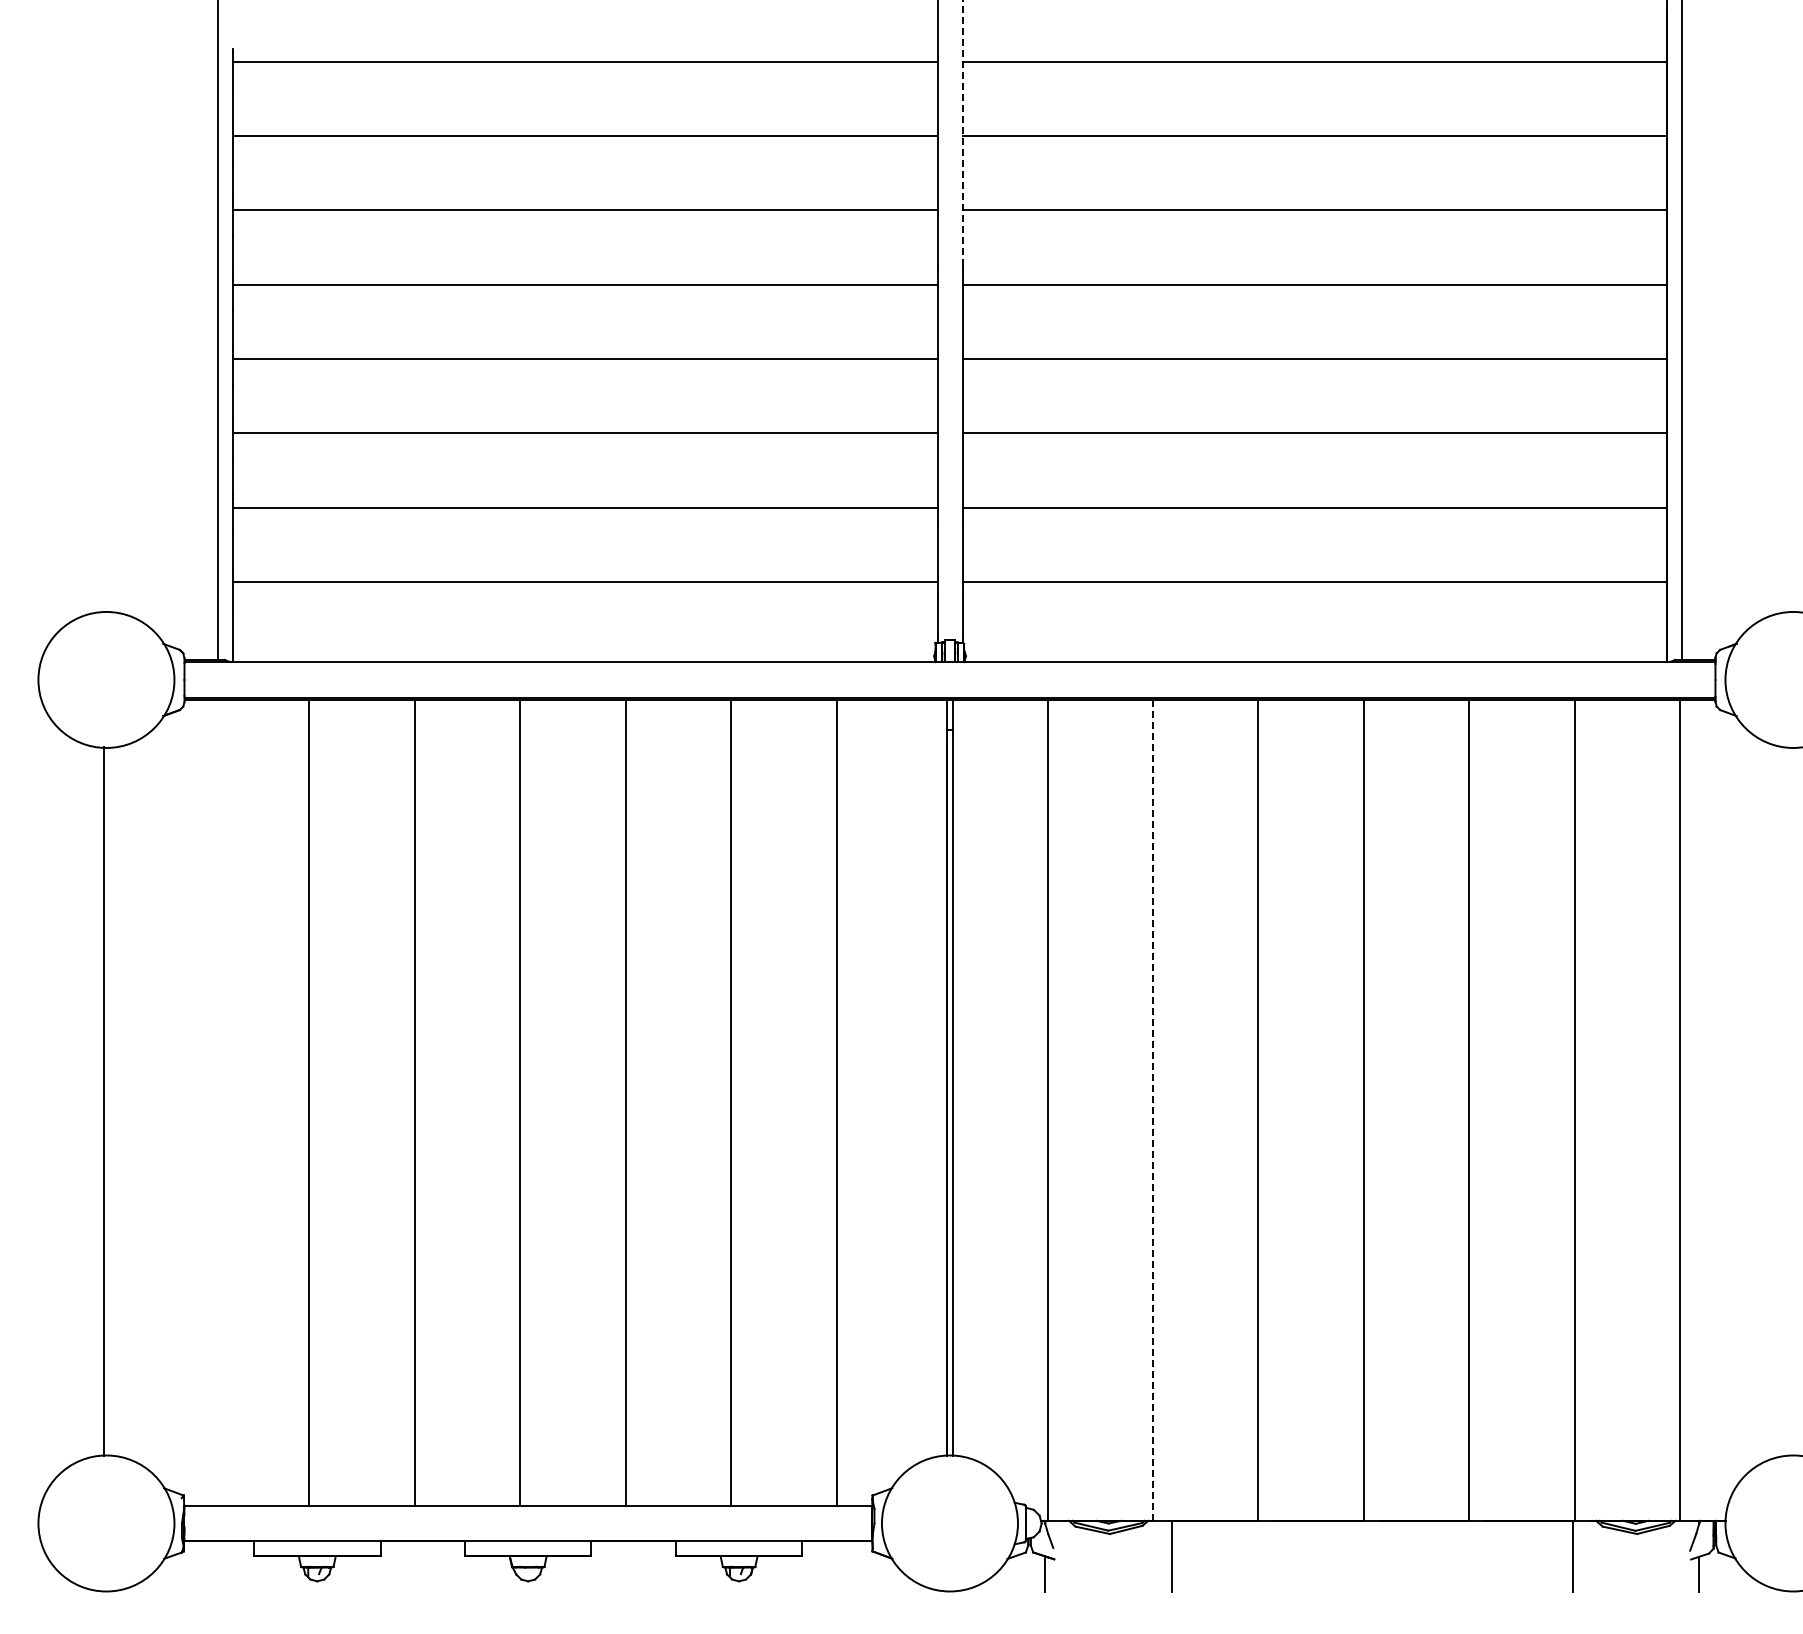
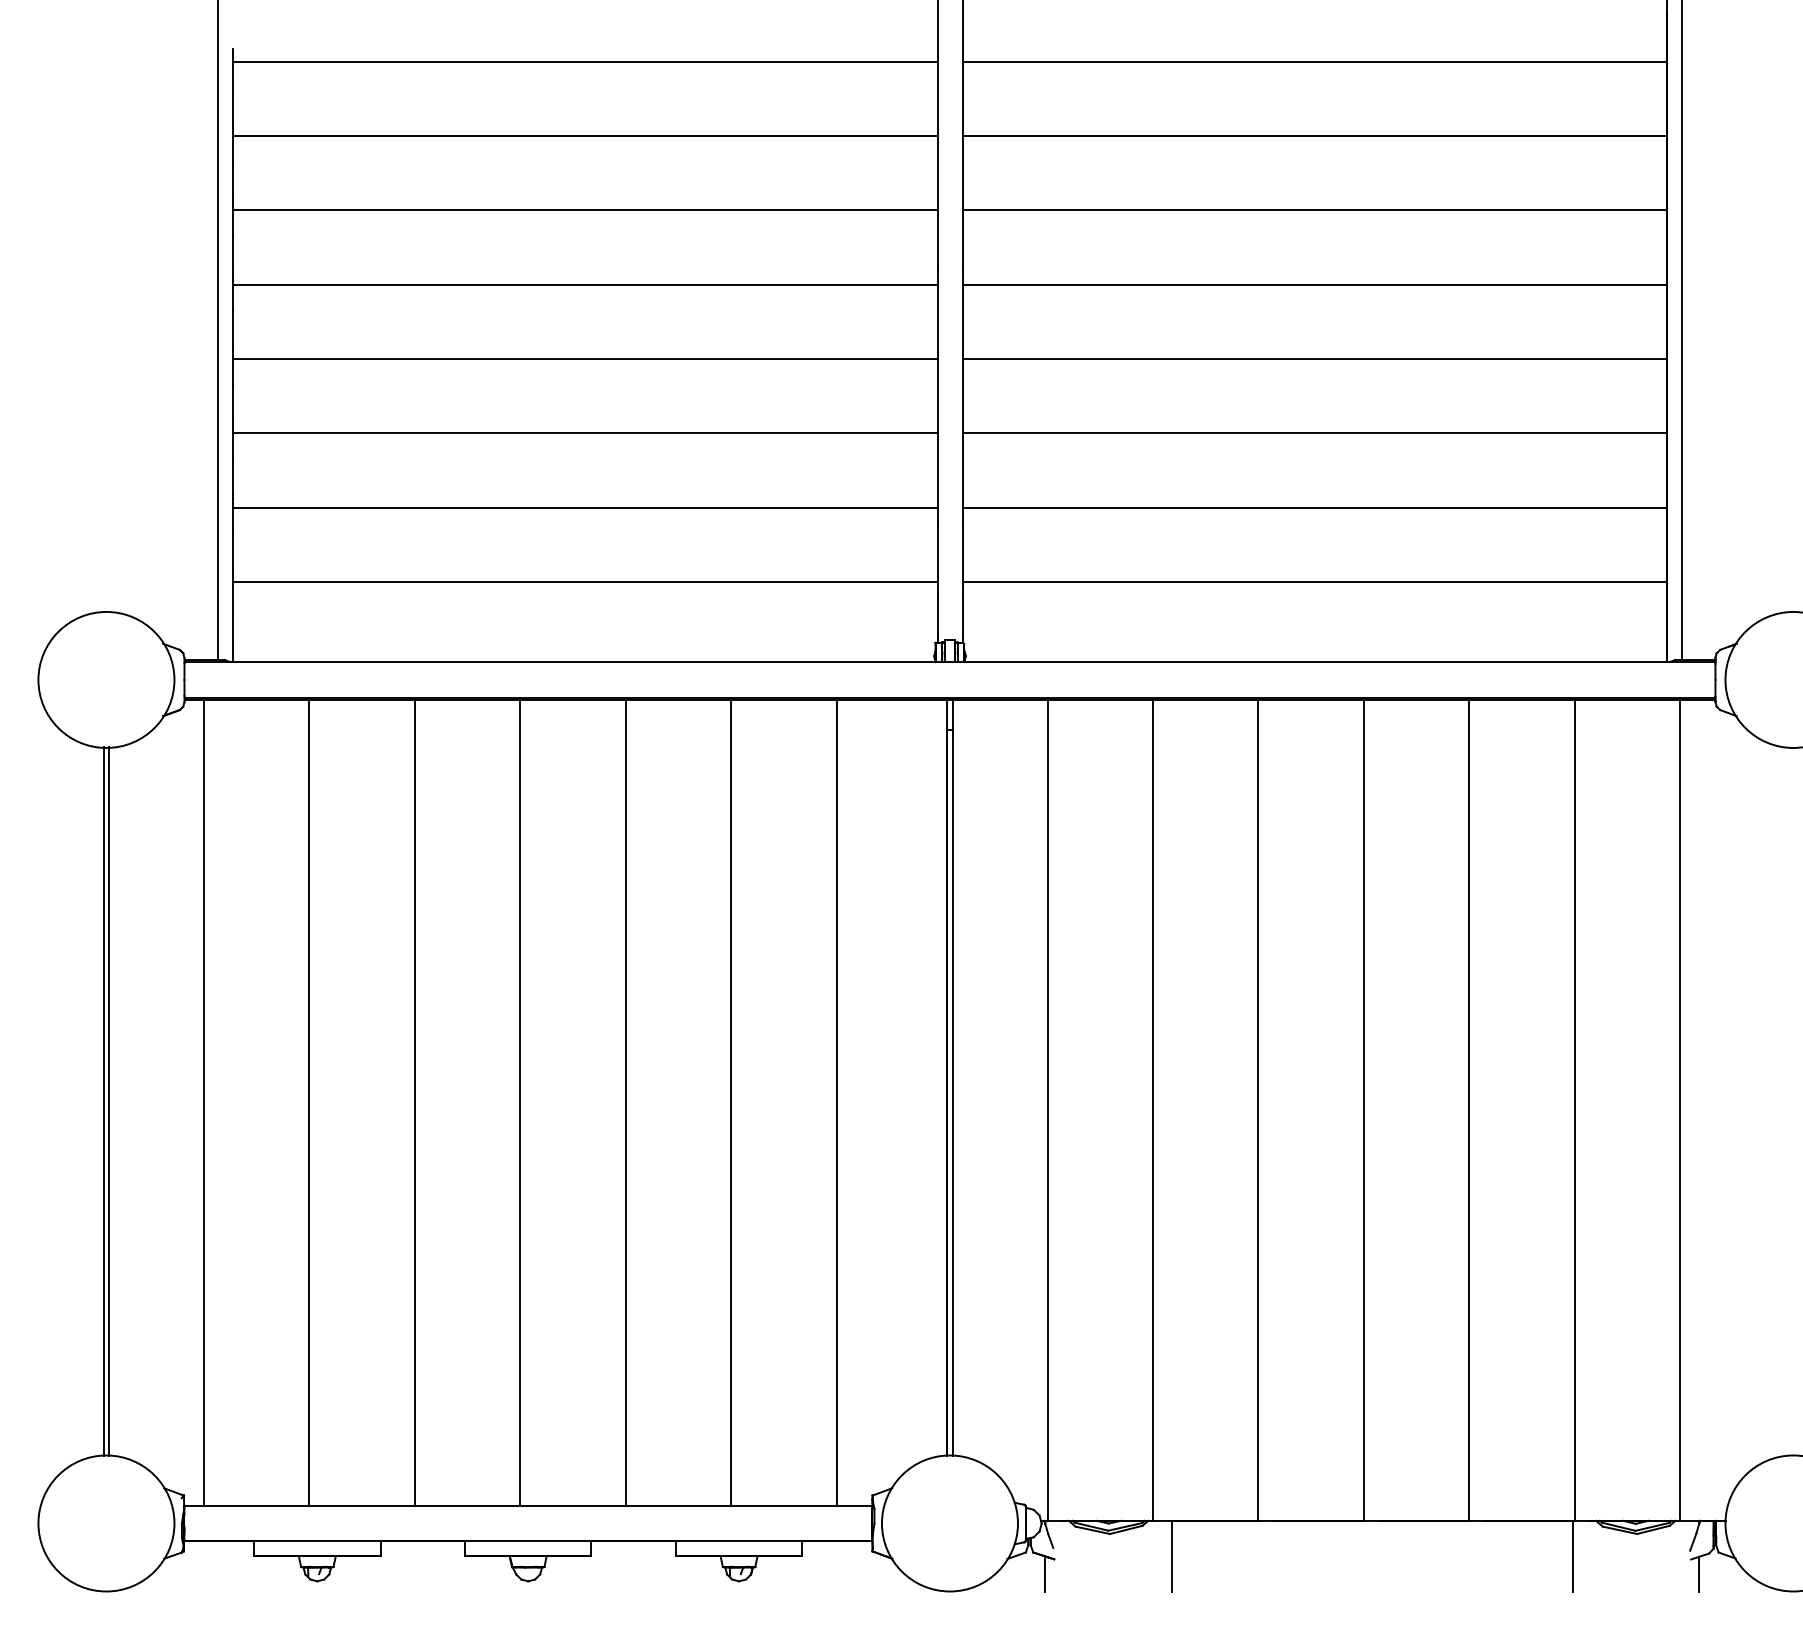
line: dashed -> solid (963, 133)
line: none -> present (109, 1101)
line: none -> present (203, 1102)
line: dashed -> solid (1152, 1110)
